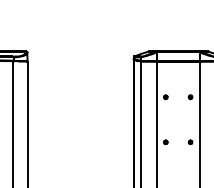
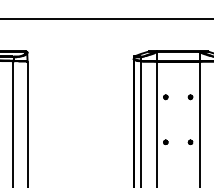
line: none -> present (106, 19)
